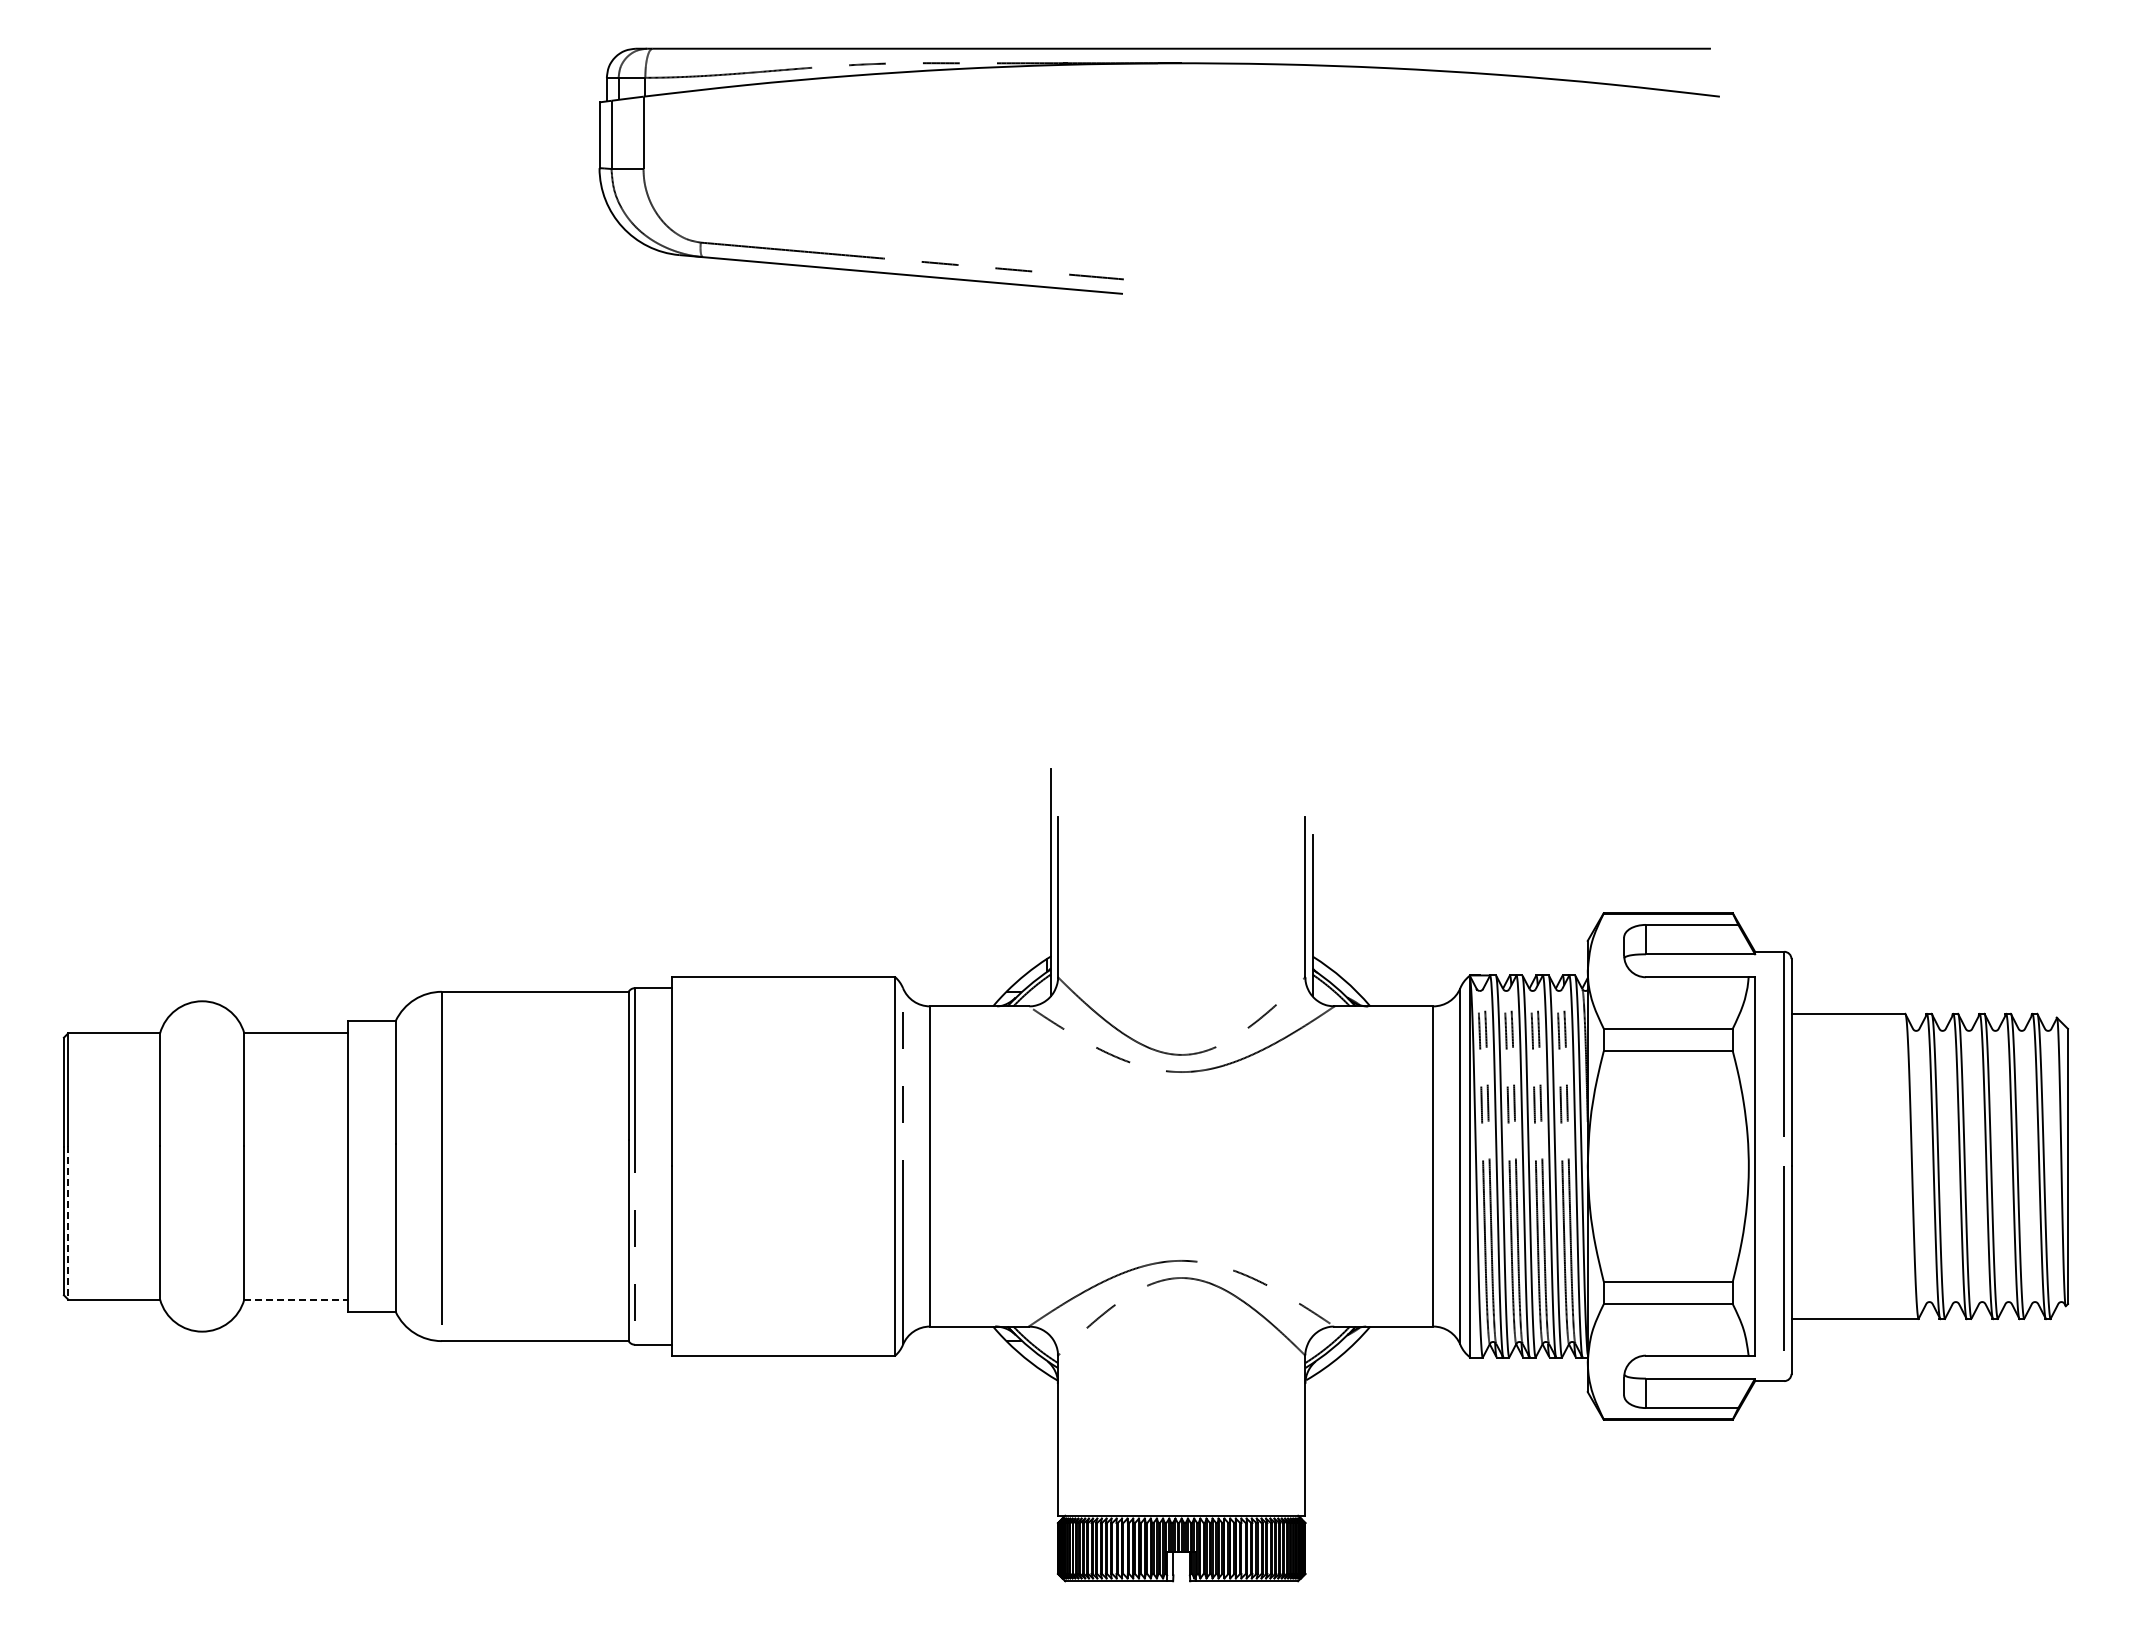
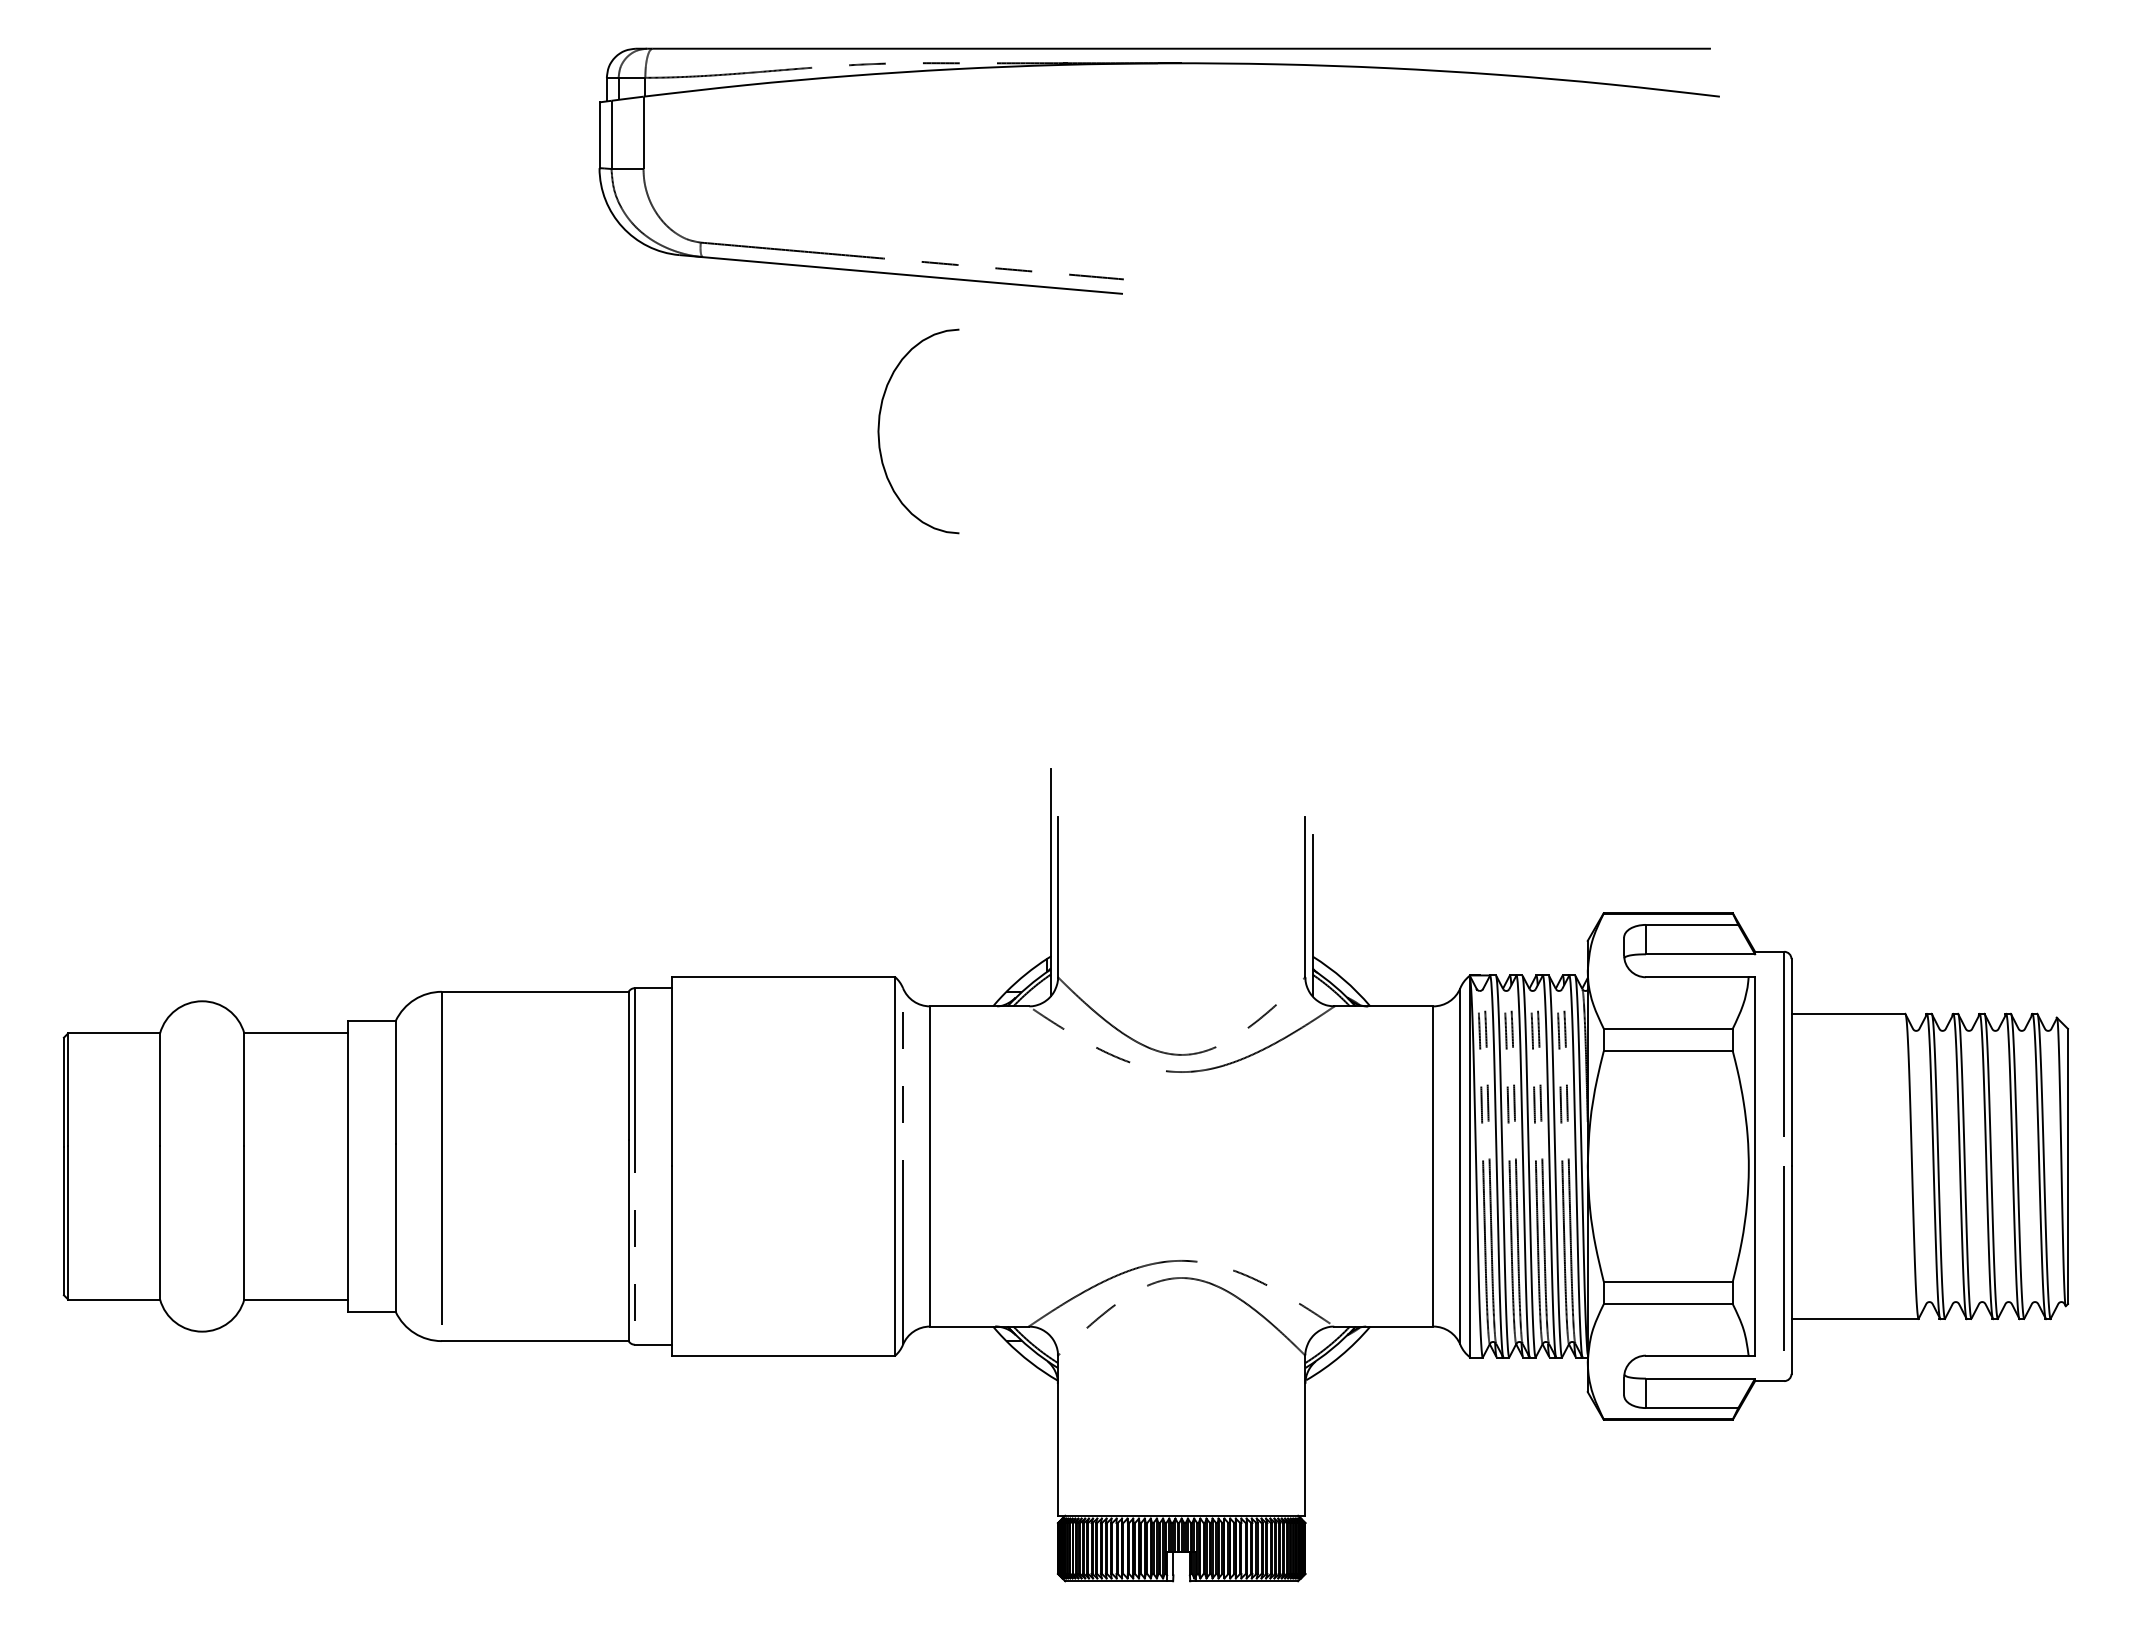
curve: none -> present (879, 431)
line: dashed -> solid (68, 1222)
line: dashed -> solid (296, 1299)
